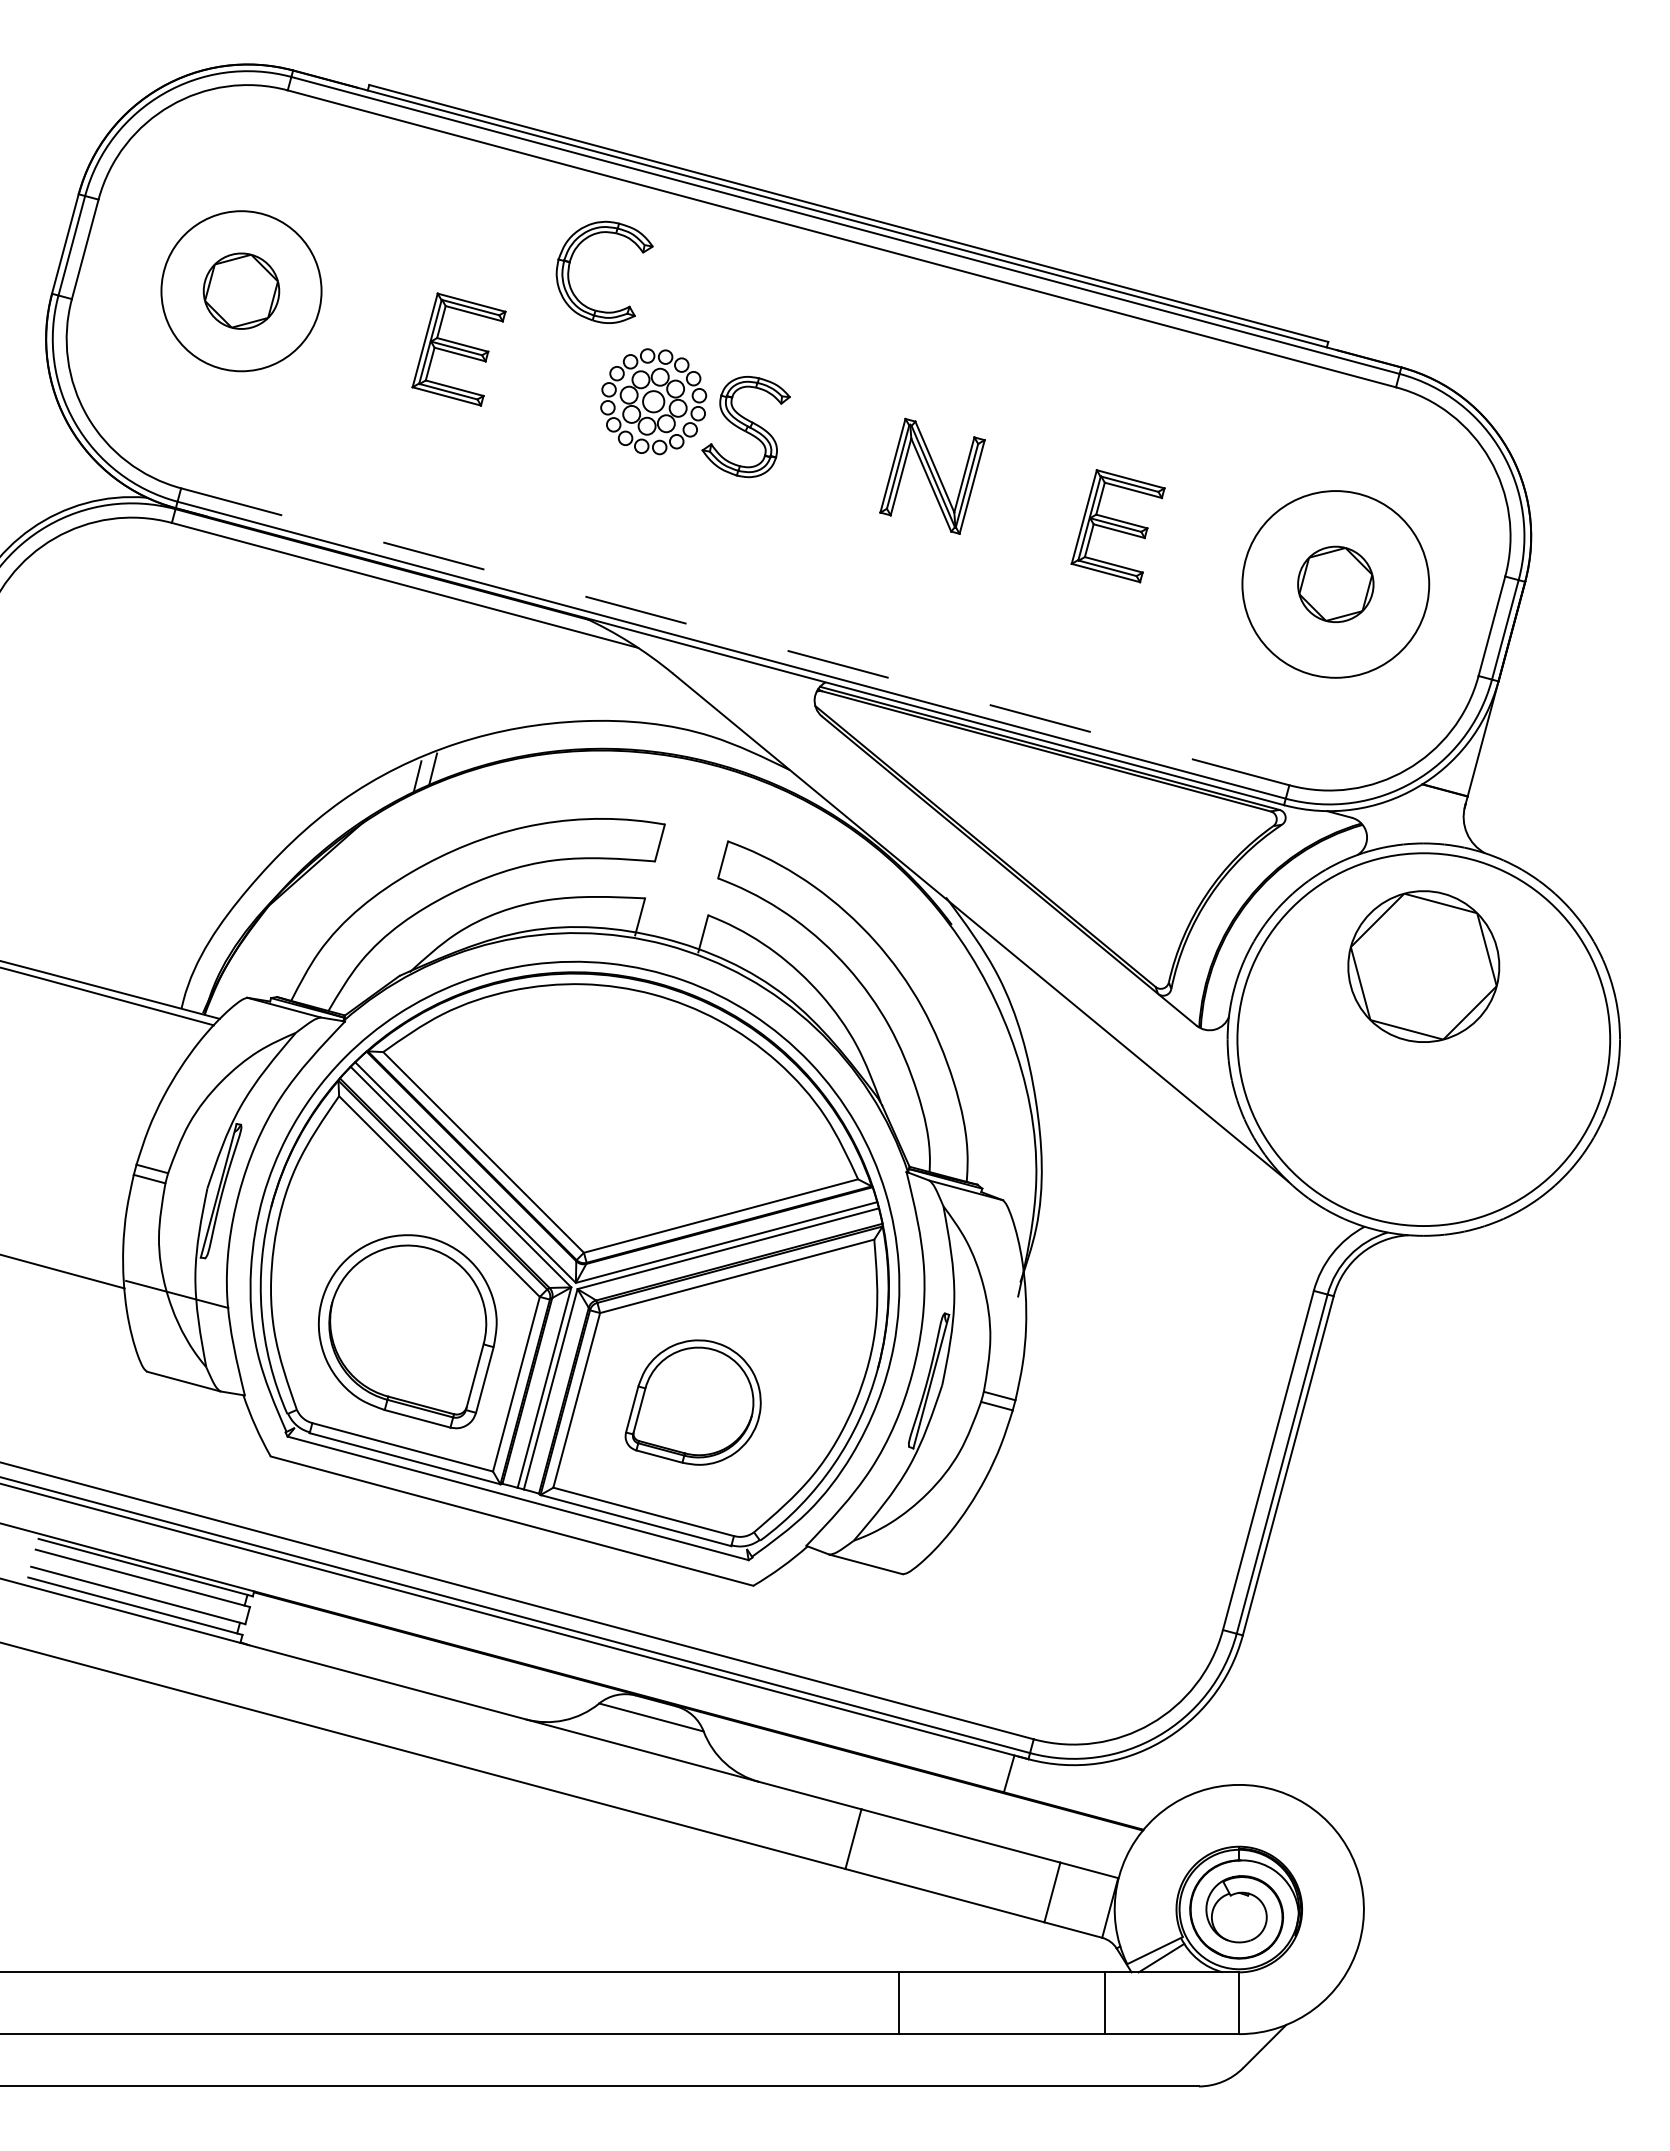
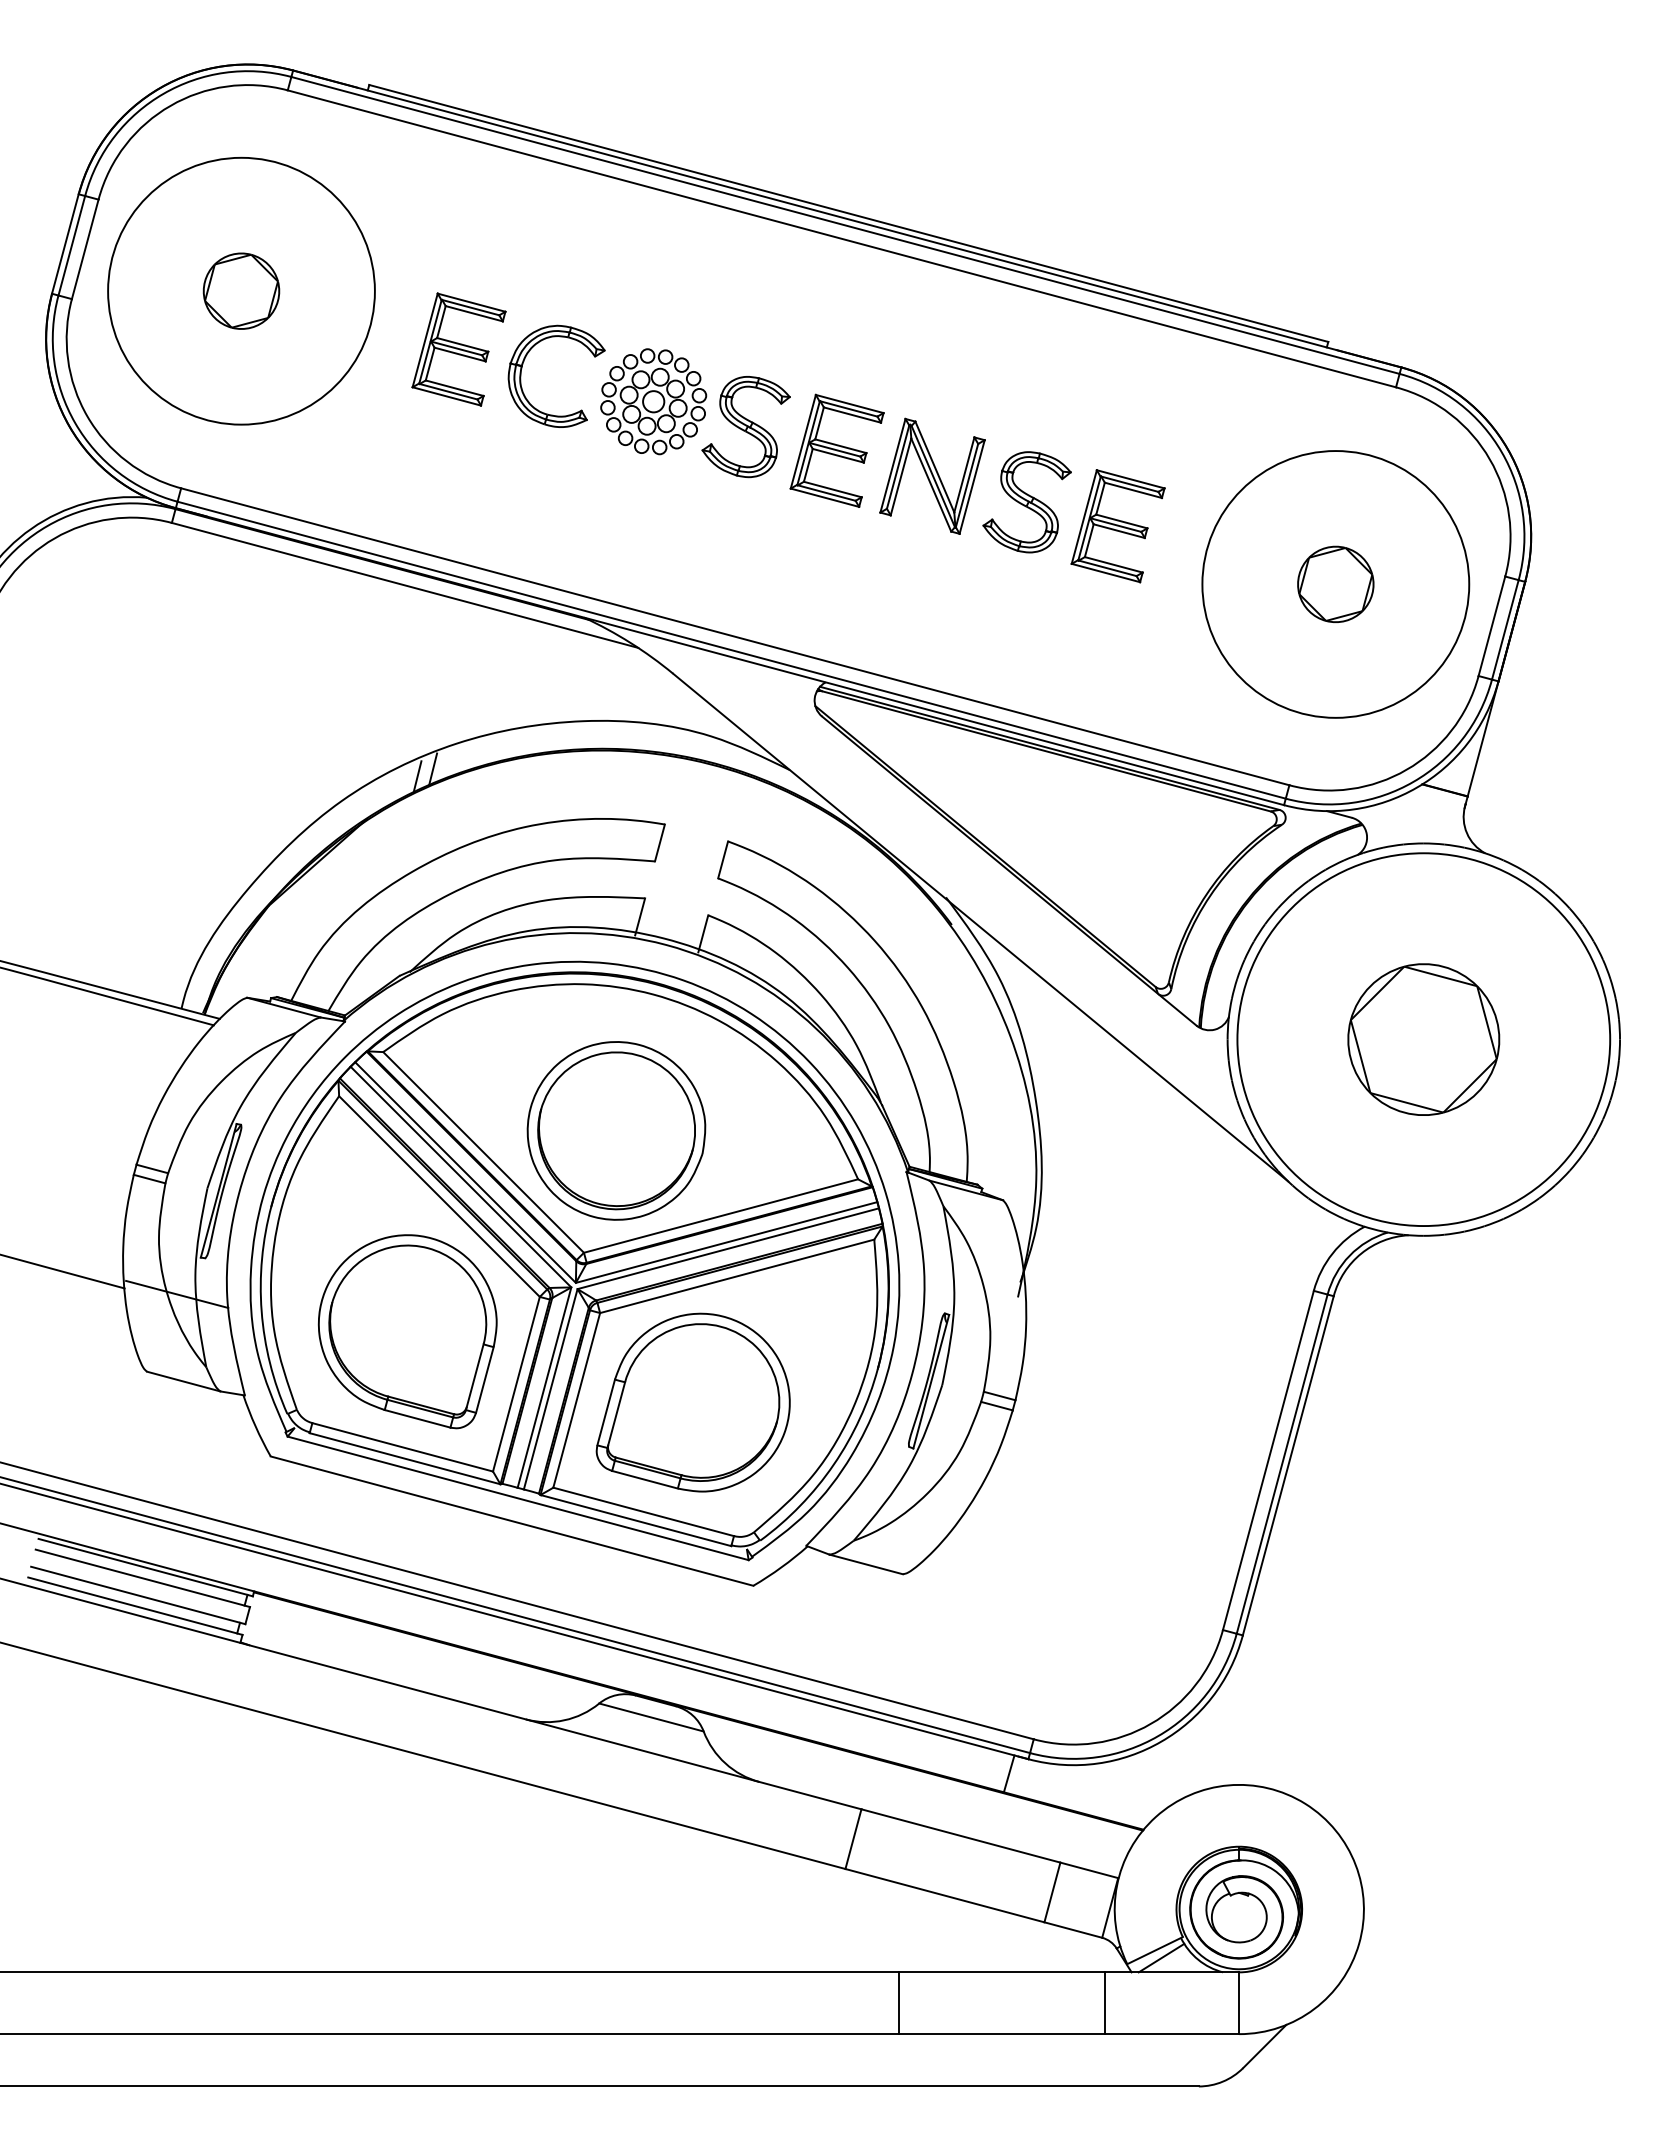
part position: (570, 264) -> (522, 368) (522, 368)
circle diameter: 160 px -> 267 px (241, 290)
part: none -> present (836, 450)
part: none -> present (1026, 502)
circle diameter: 187 px -> 267 px (1335, 584)
line: dashed -> solid (735, 636)
part position: (1423, 966) -> (1423, 1039) (1423, 1039)
part: none -> present (616, 1130)
part size: 138x127 px -> 196x181 px (692, 1402)
